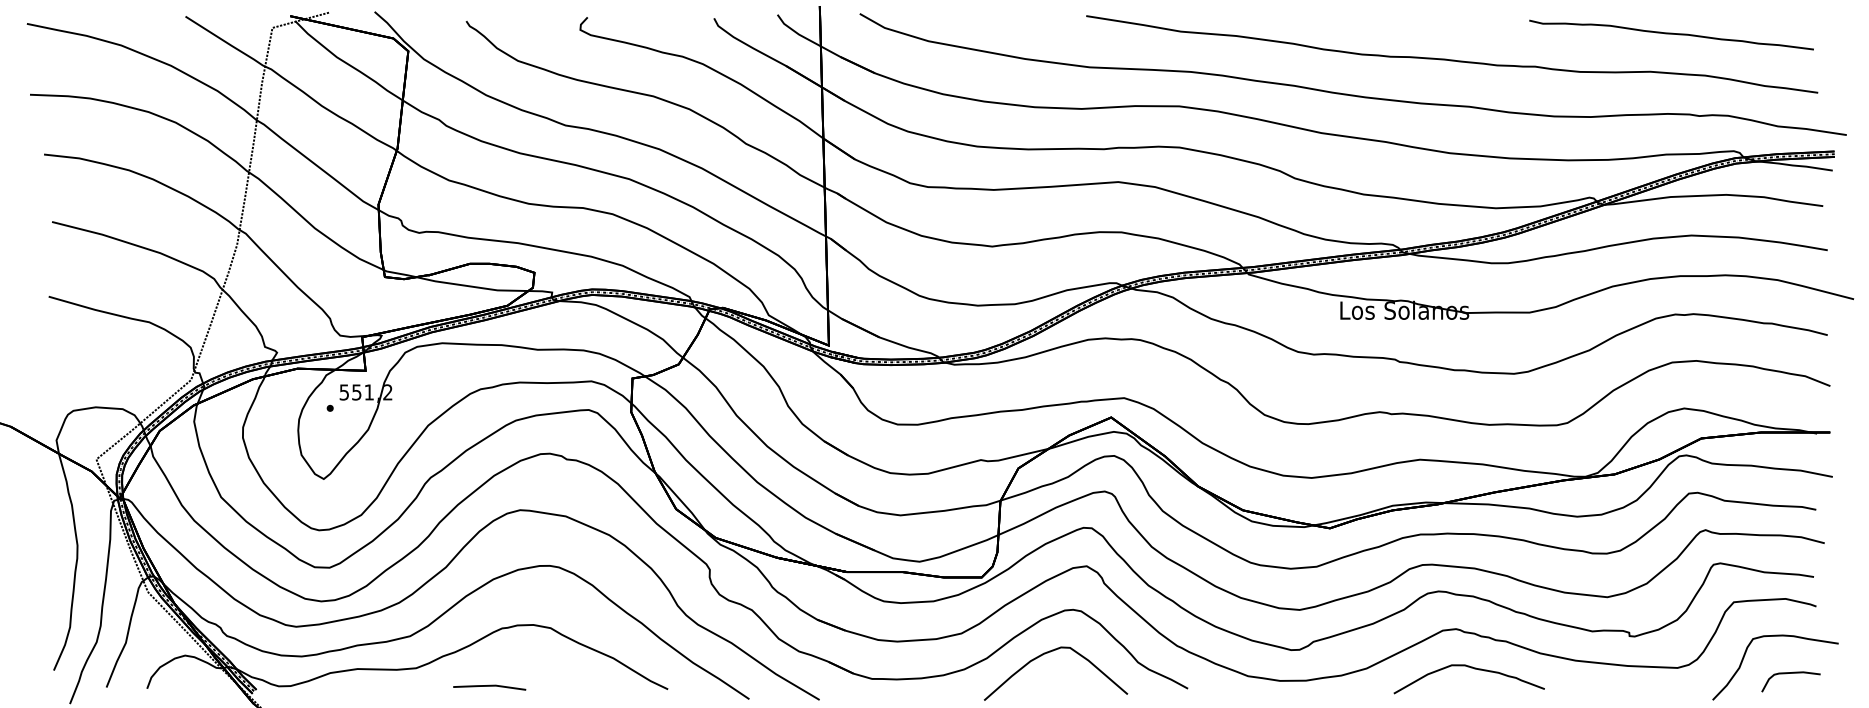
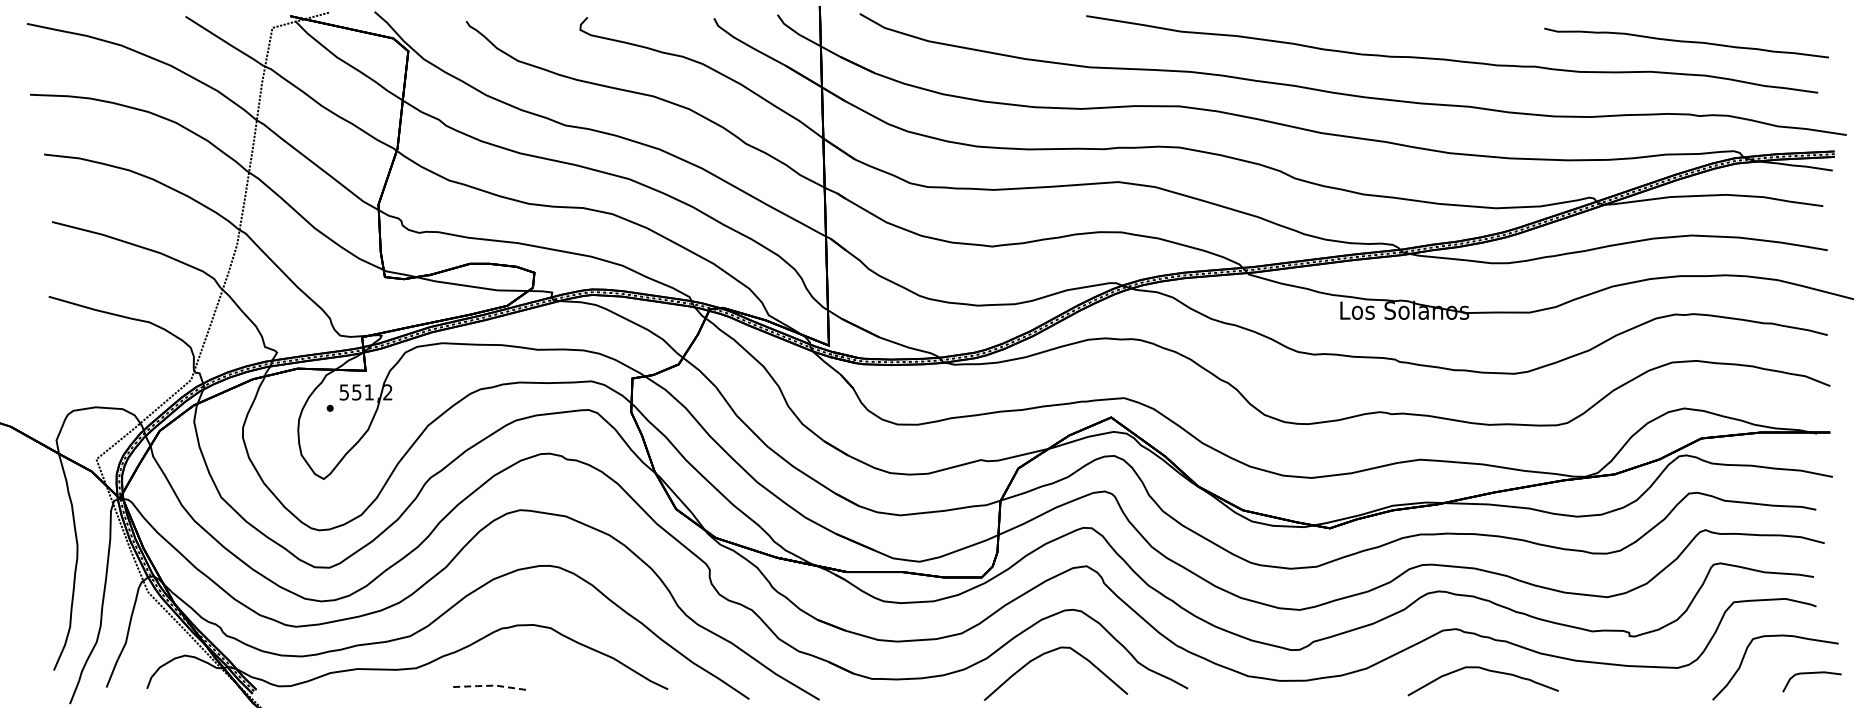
curve position: (1671, 34) -> (1686, 42) (1686, 42)
curve position: (1471, 668) -> (1485, 670) (1485, 670)
curve position: (1790, 673) -> (1811, 673) (1811, 673)
line: solid -> dashed (490, 685)
